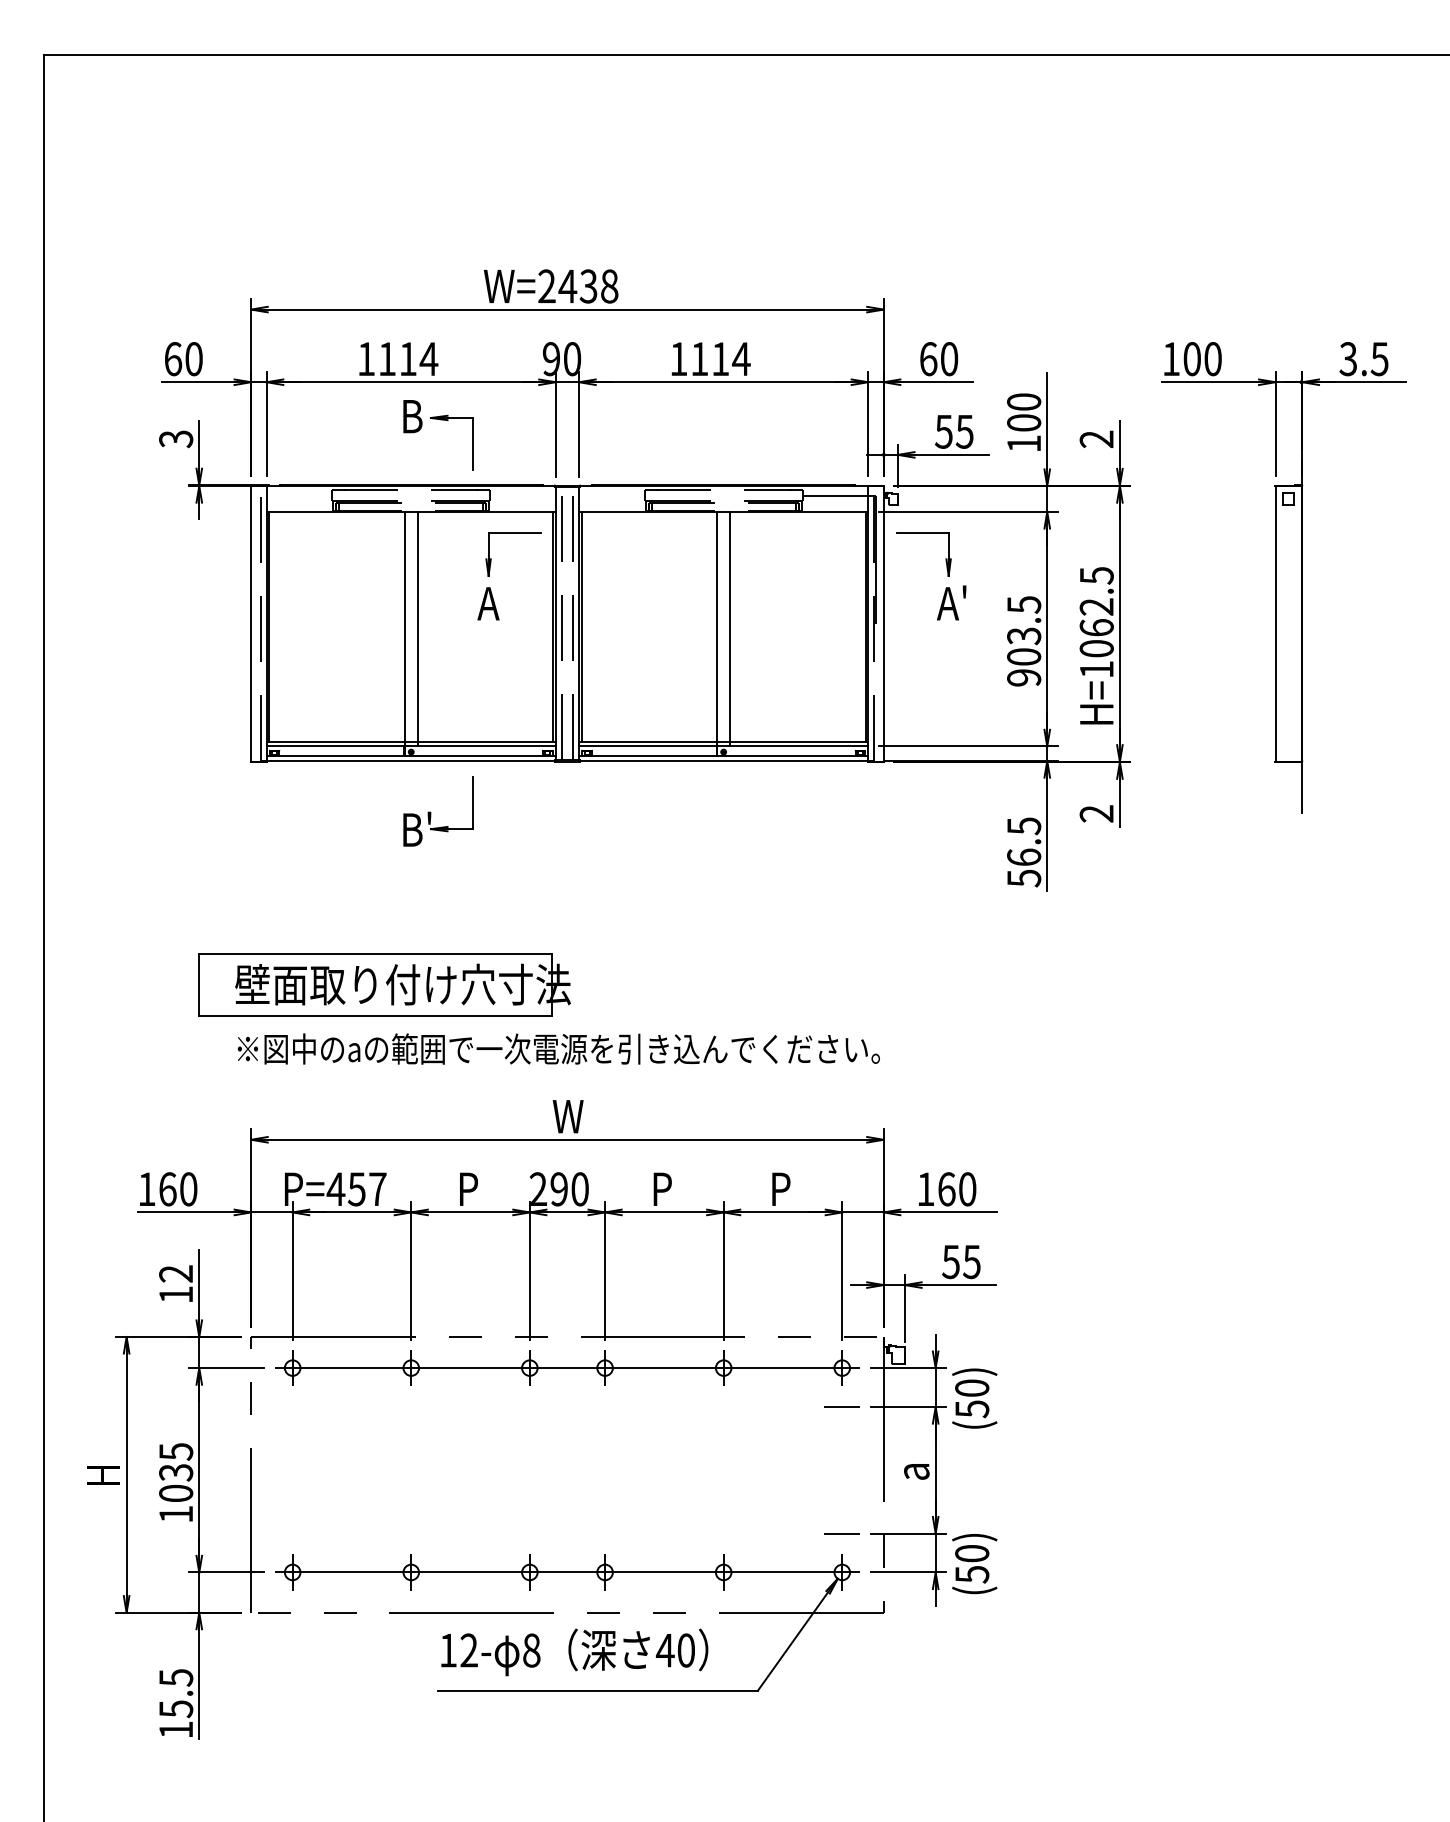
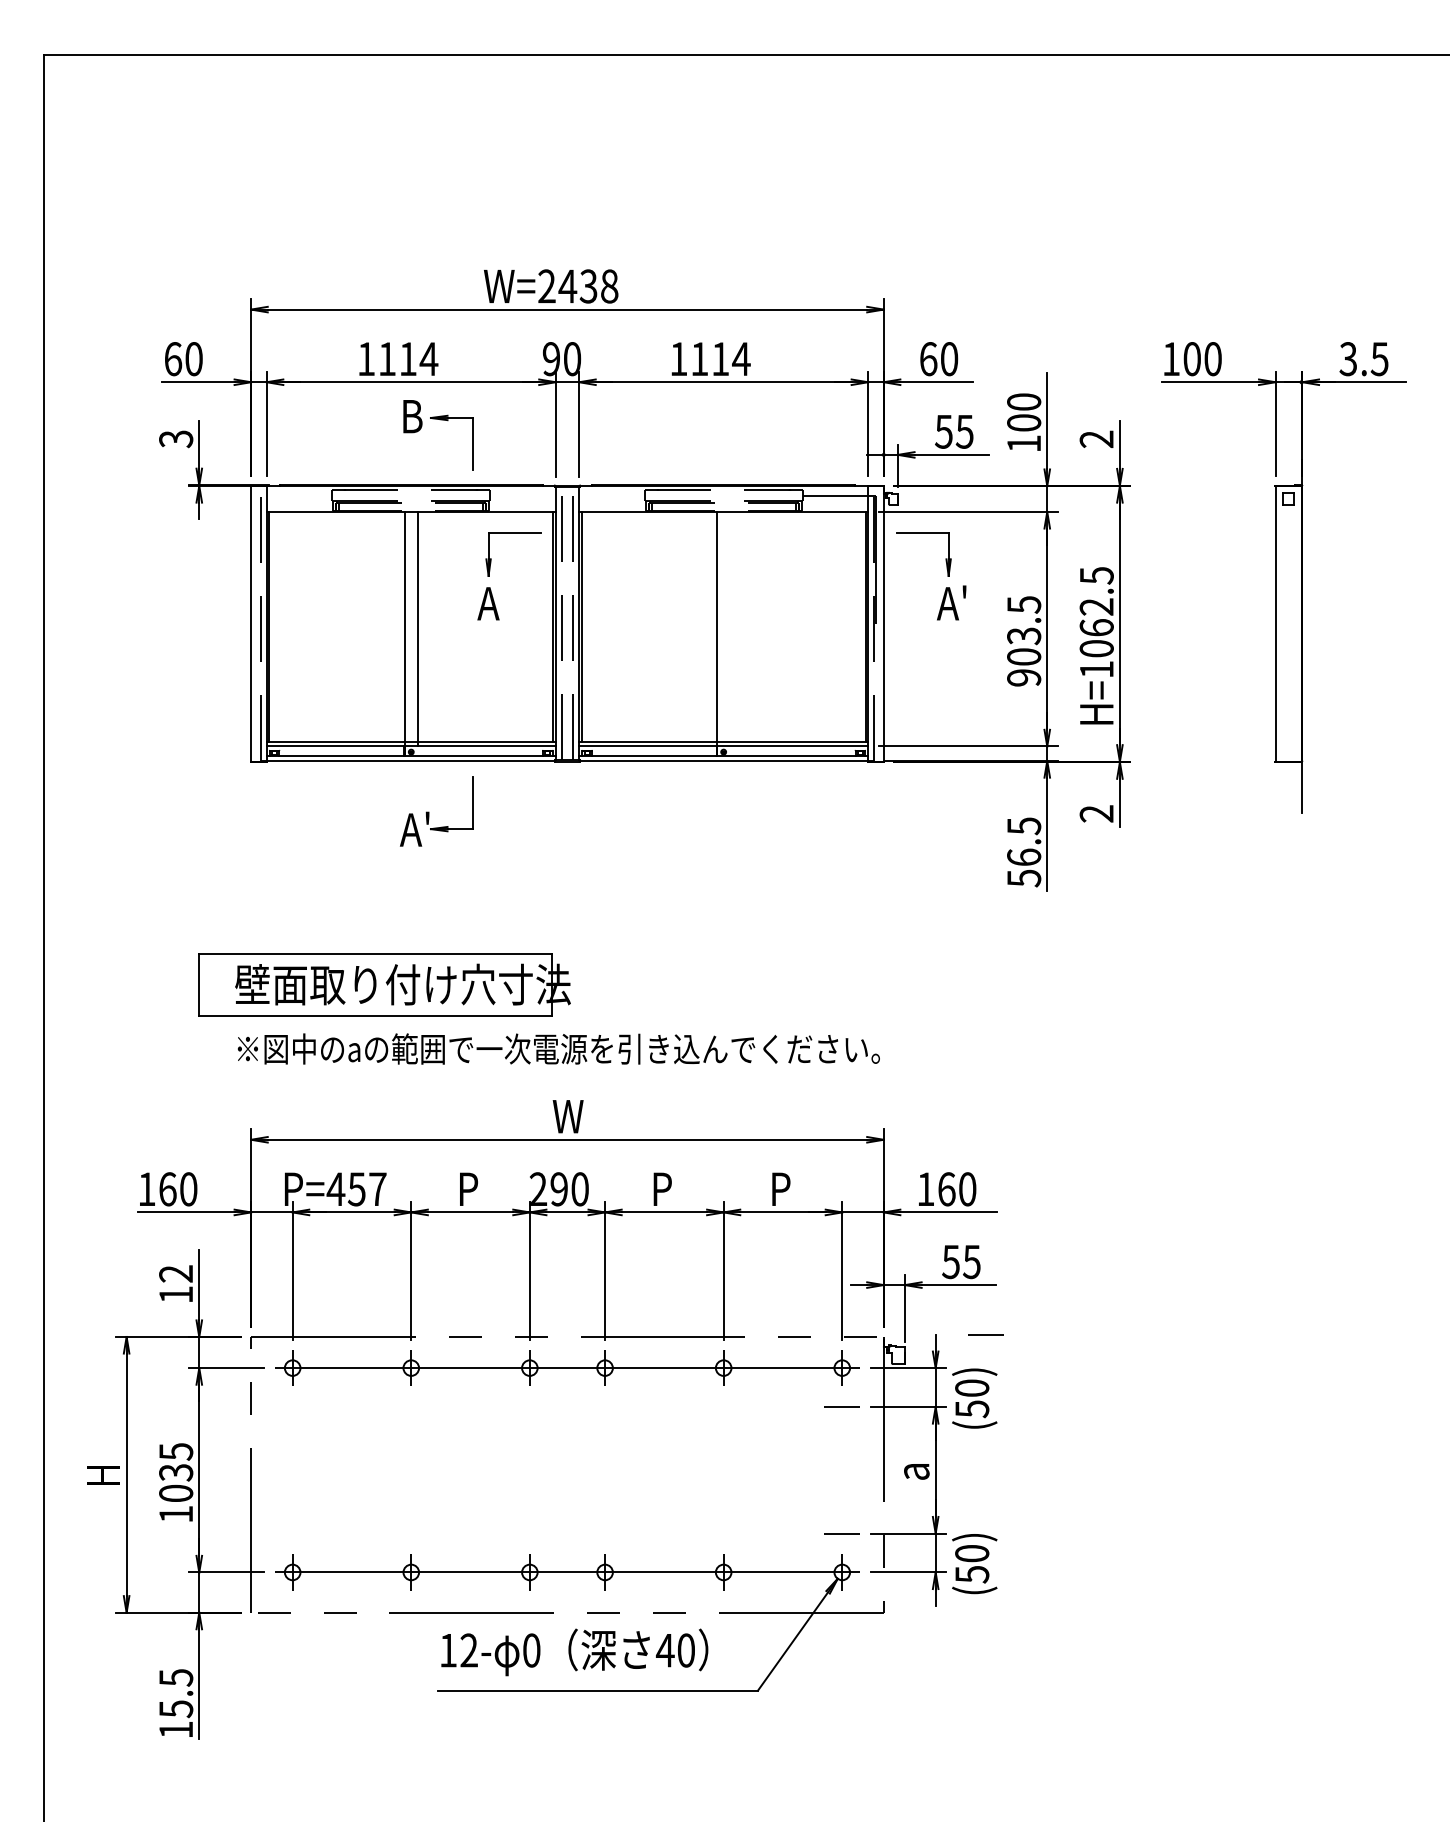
line: present -> none (730, 628)
text: B' -> A' (415, 828)
line: none -> present (985, 1334)
text: 8 -> 0 (531, 1650)
